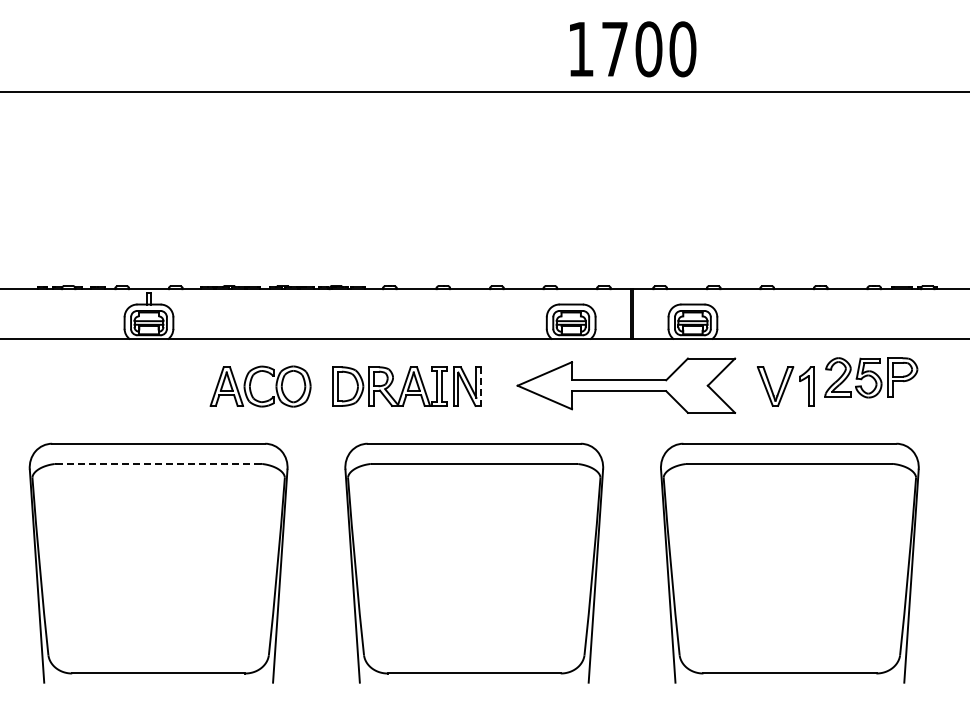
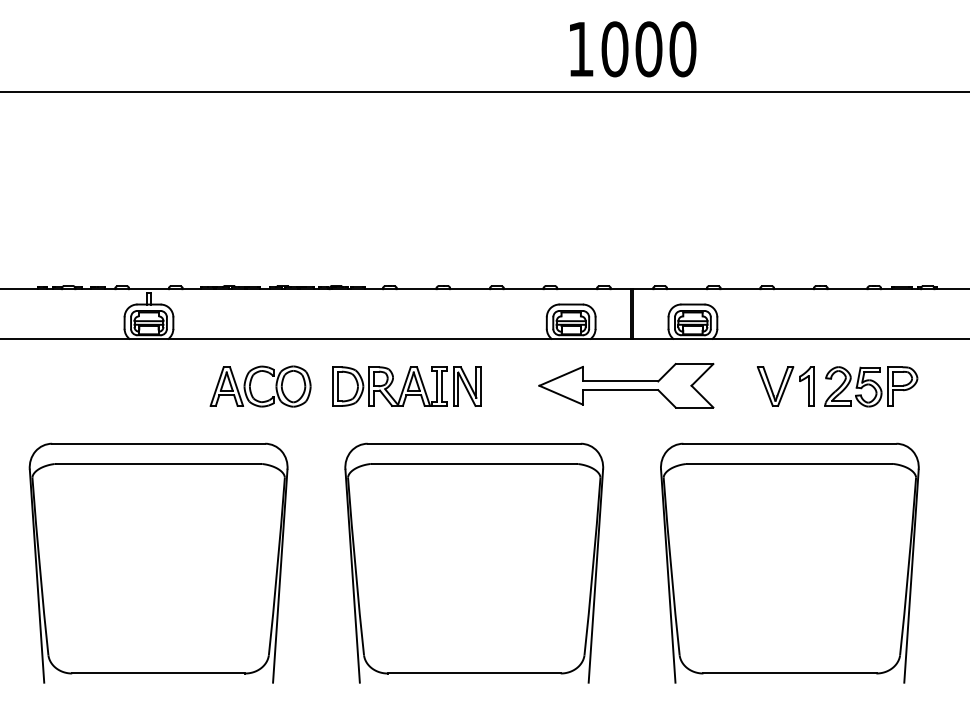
text: 1700 -> 1000 (614, 49)
part position: (871, 377) -> (871, 386) (871, 386)
part size: 221x57 px -> 177x46 px (626, 385)
line: dashed -> solid (481, 387)
line: dashed -> solid (159, 463)
